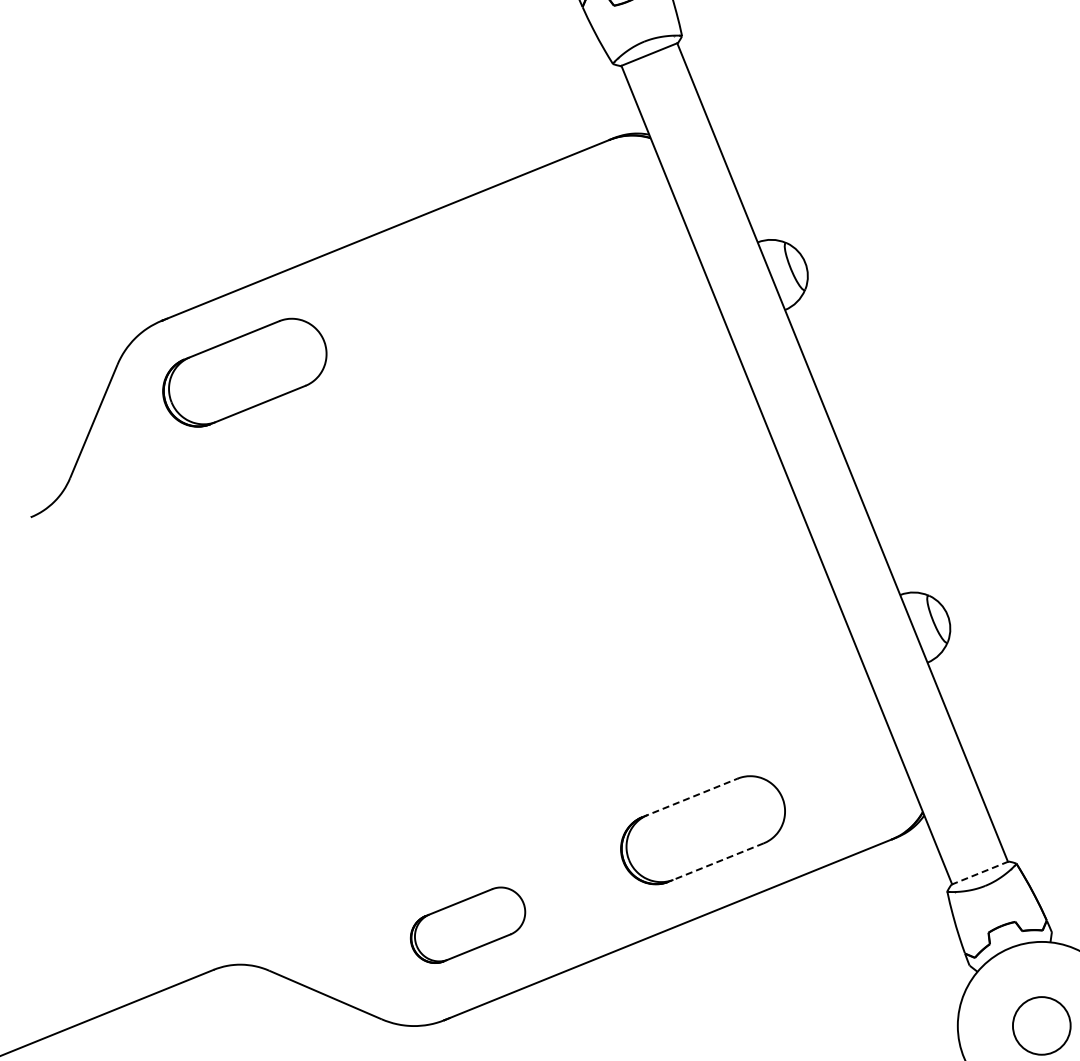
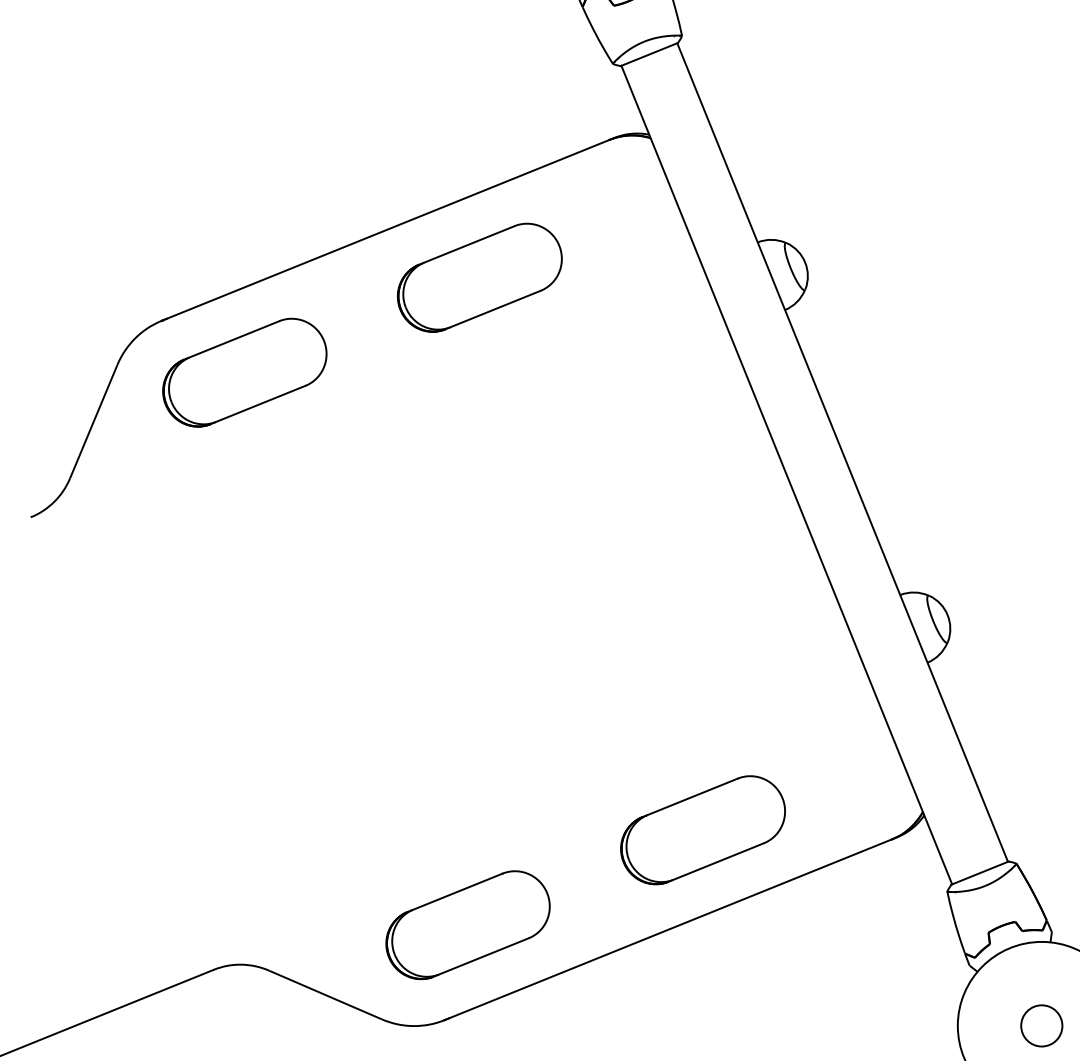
part: none -> present (479, 277)
line: dashed -> solid (690, 797)
line: dashed -> solid (715, 862)
line: dashed -> solid (980, 873)
part size: 117x78 px -> 166x111 px (467, 925)
circle diameter: 58 px -> 41 px (1041, 1025)
